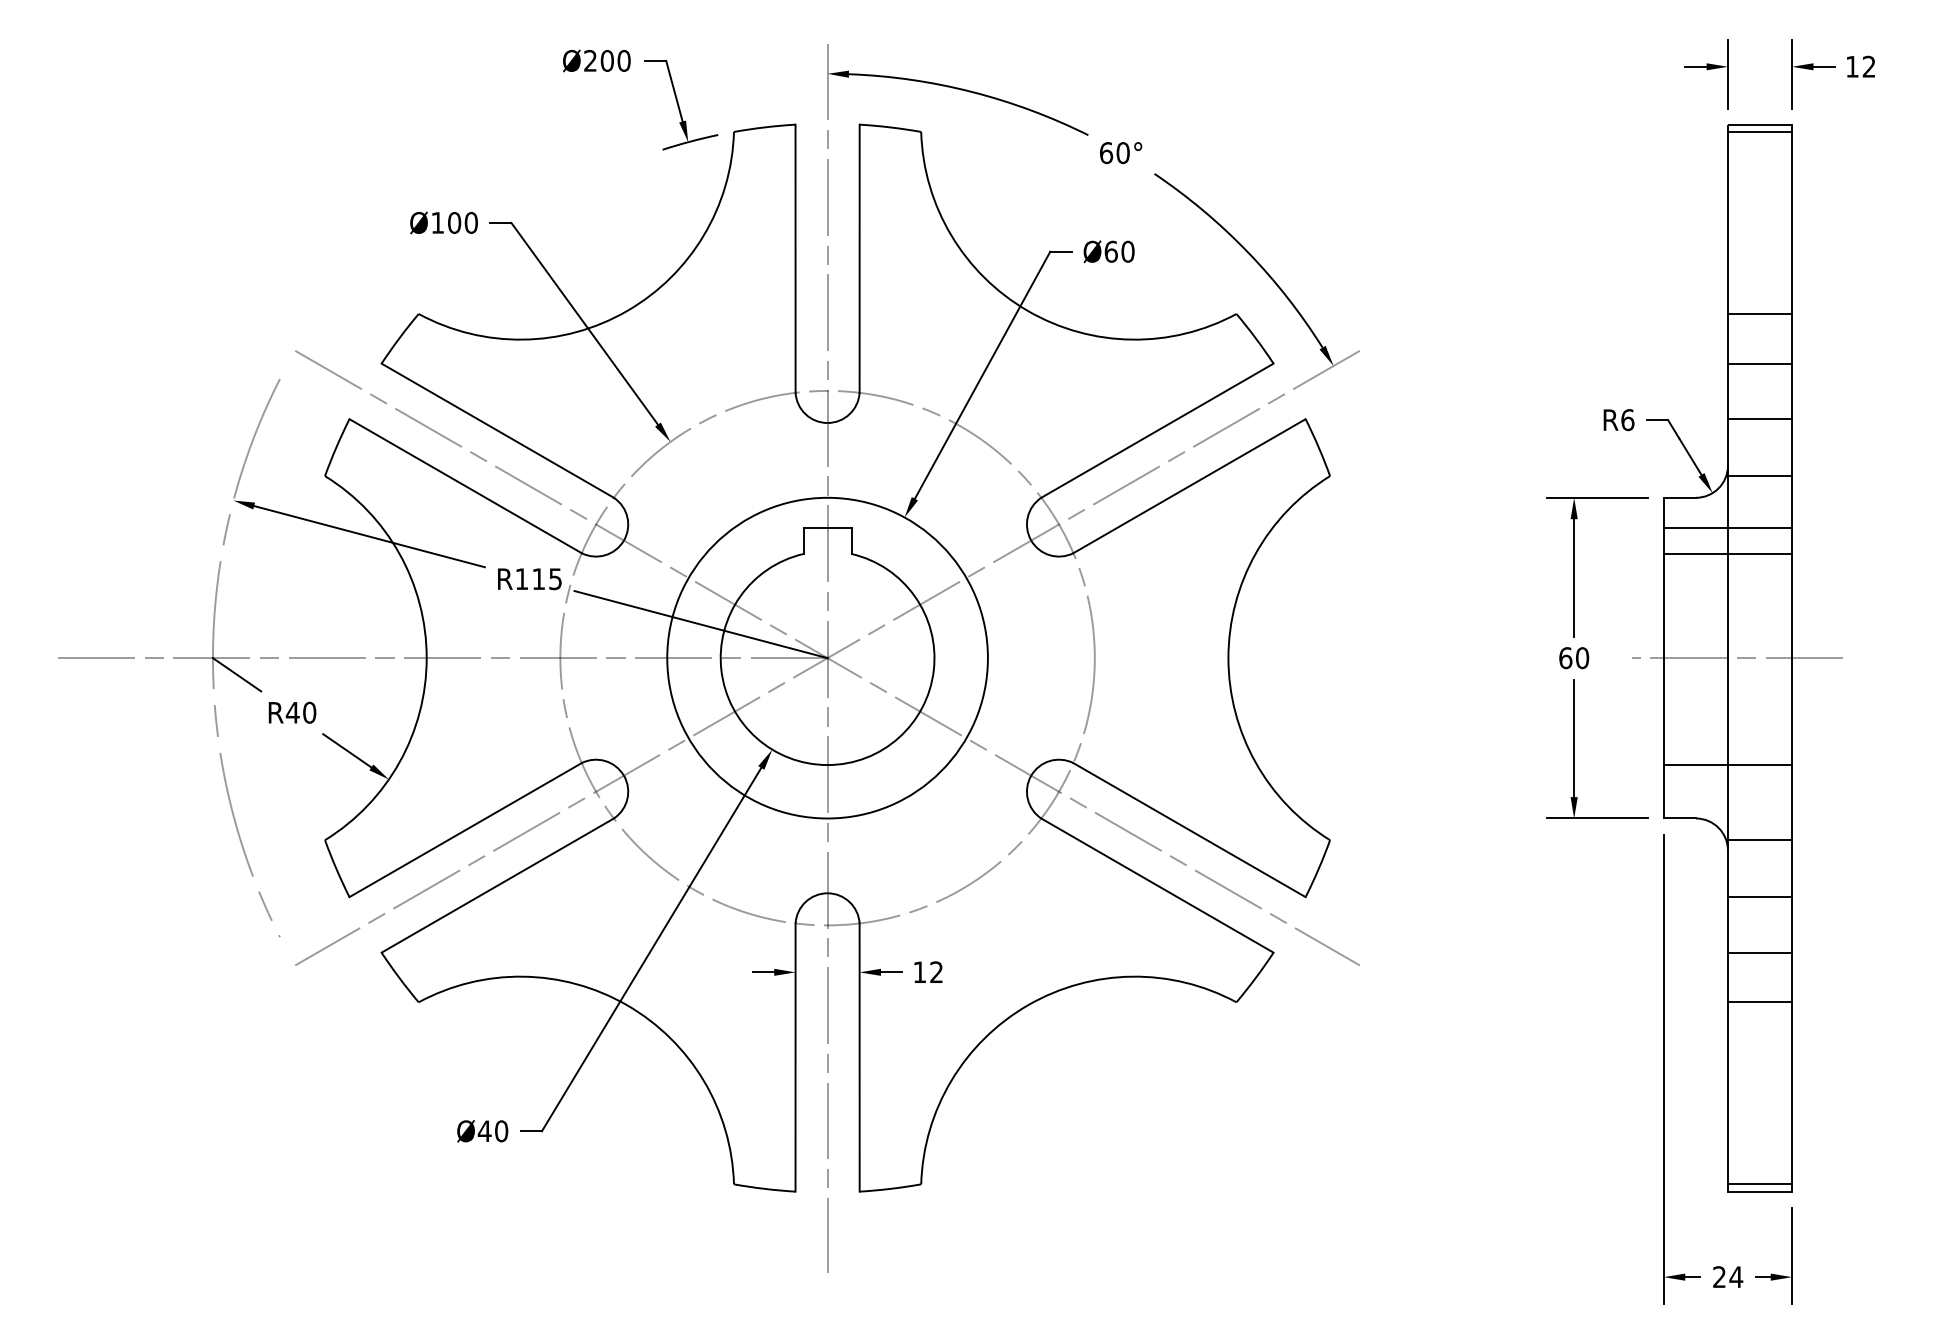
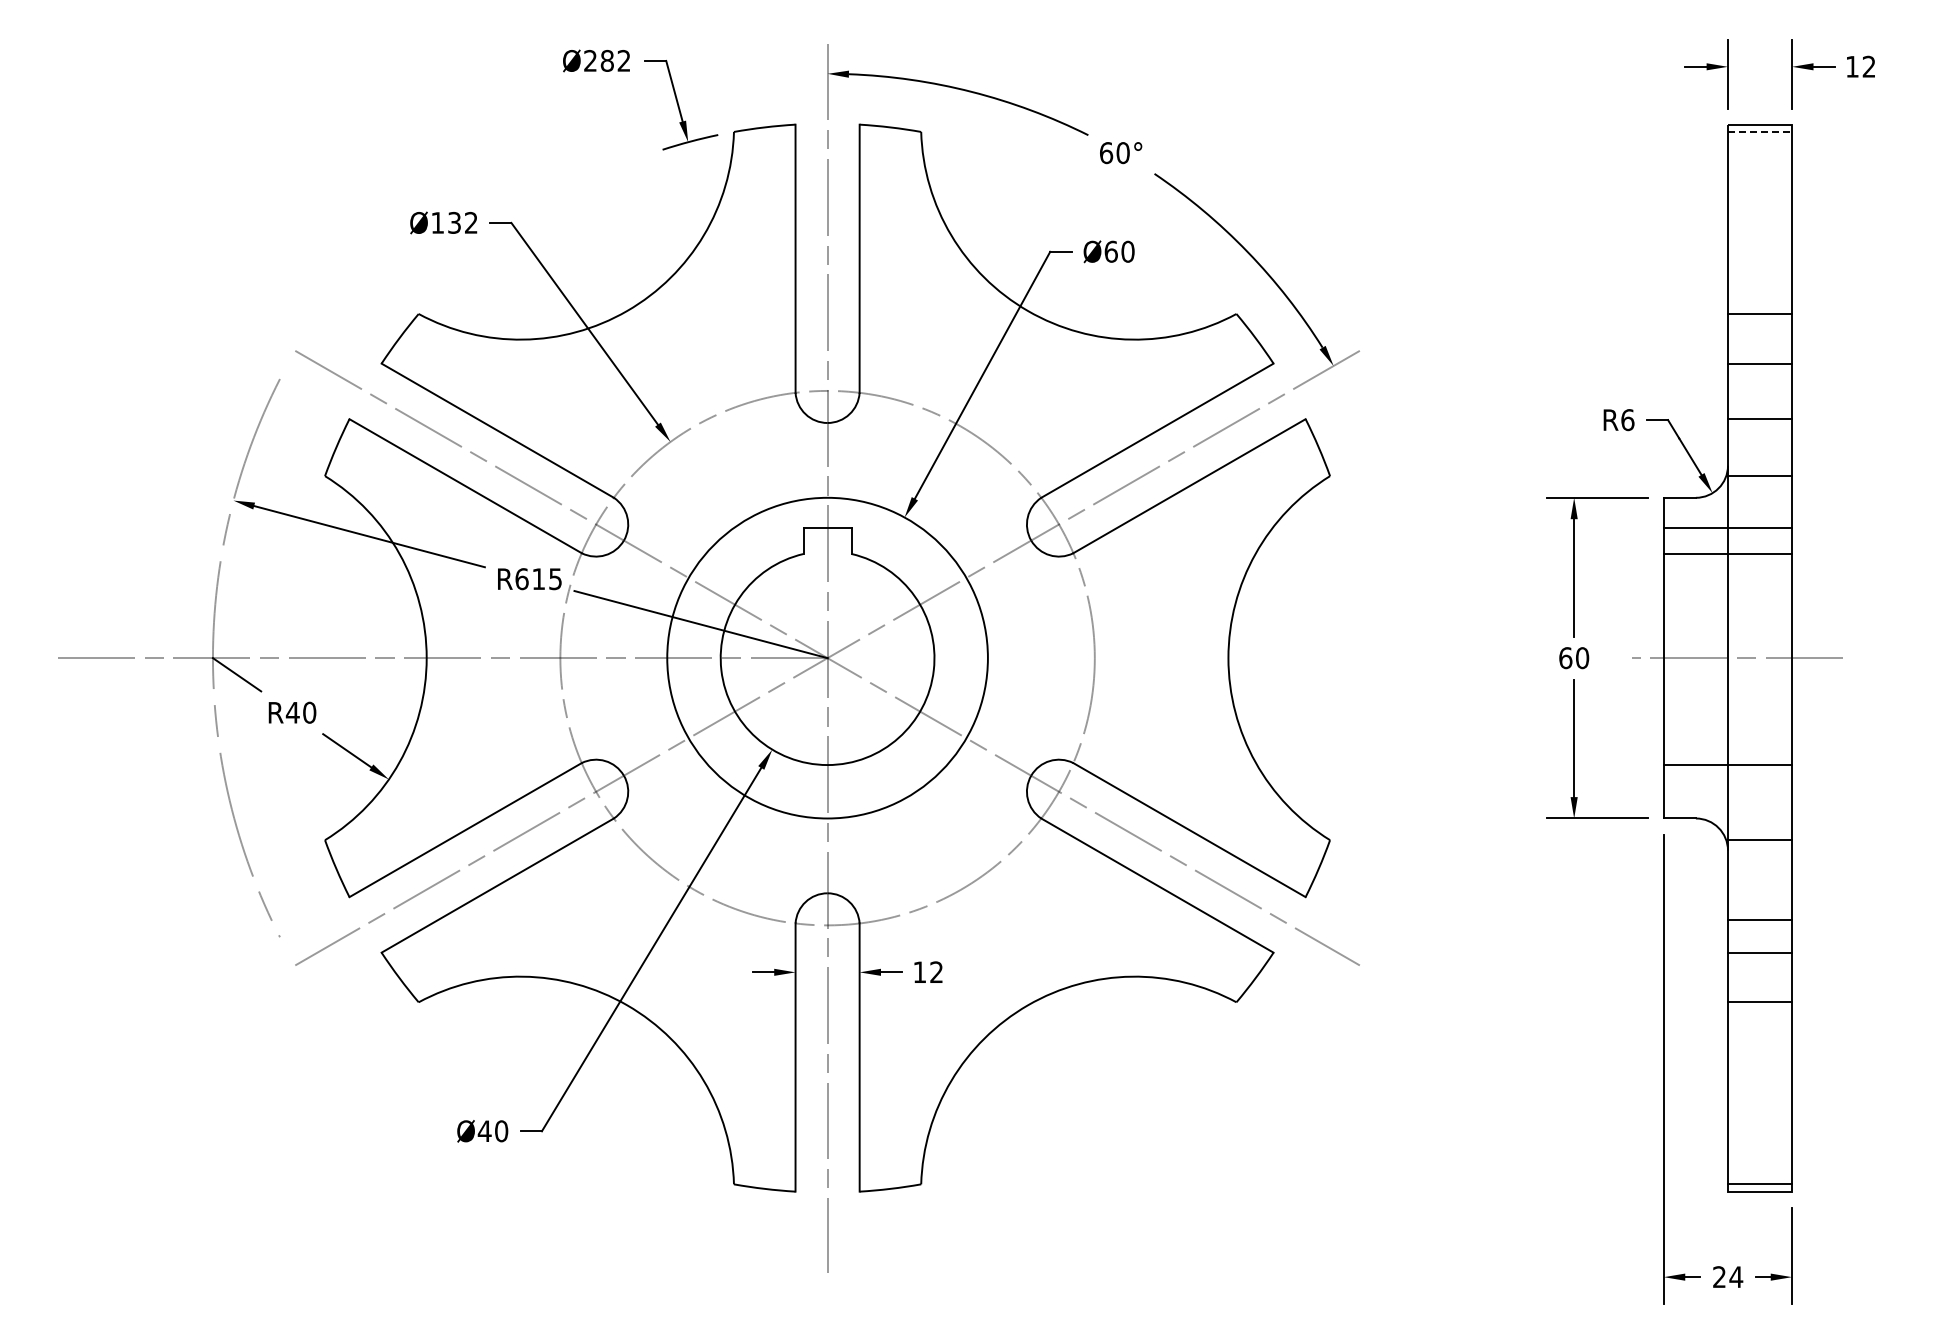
text: Ø200 -> Ø282 (615, 60)
line: solid -> dashed (1760, 131)
text: Ø100 -> Ø132 (462, 222)
text: R115 -> R615 (521, 579)
line position: (1759, 897) -> (1759, 920) (1759, 920)
